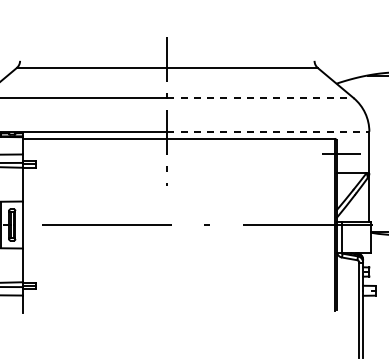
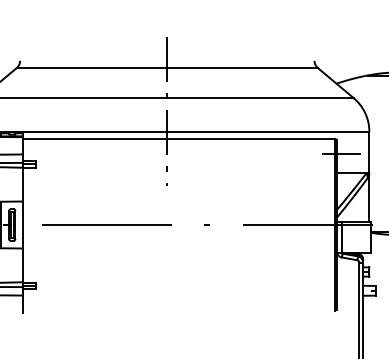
line: dashed -> solid (261, 98)
line: dashed -> solid (268, 131)
